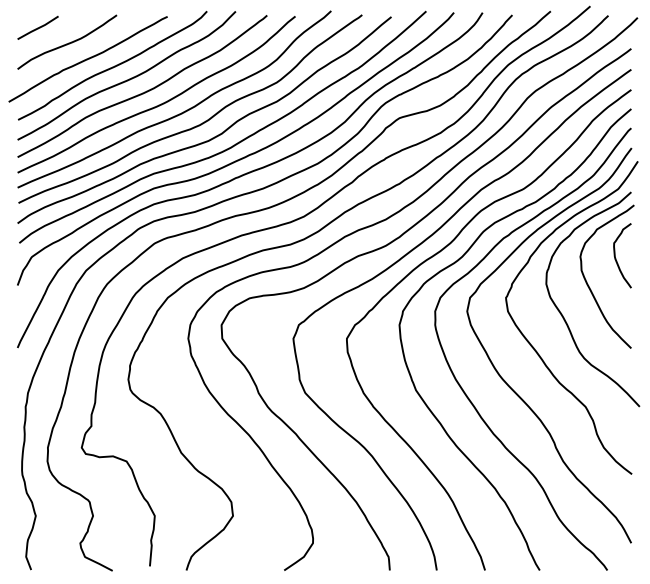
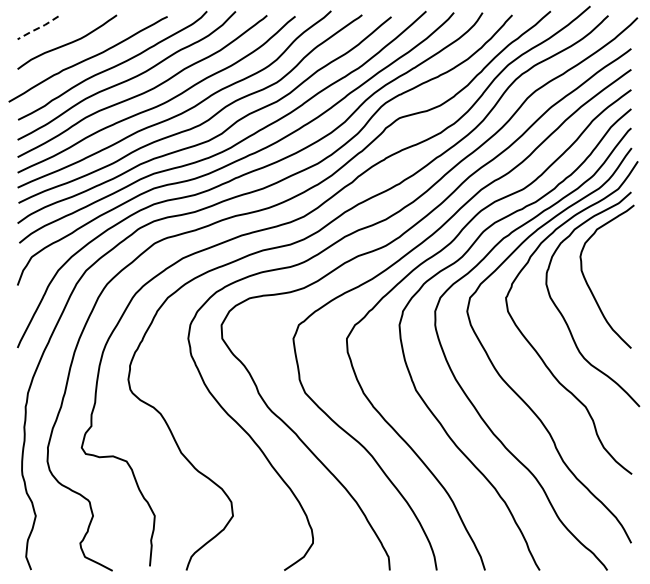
line: solid -> dashed (38, 28)
curve: present -> none (616, 258)
